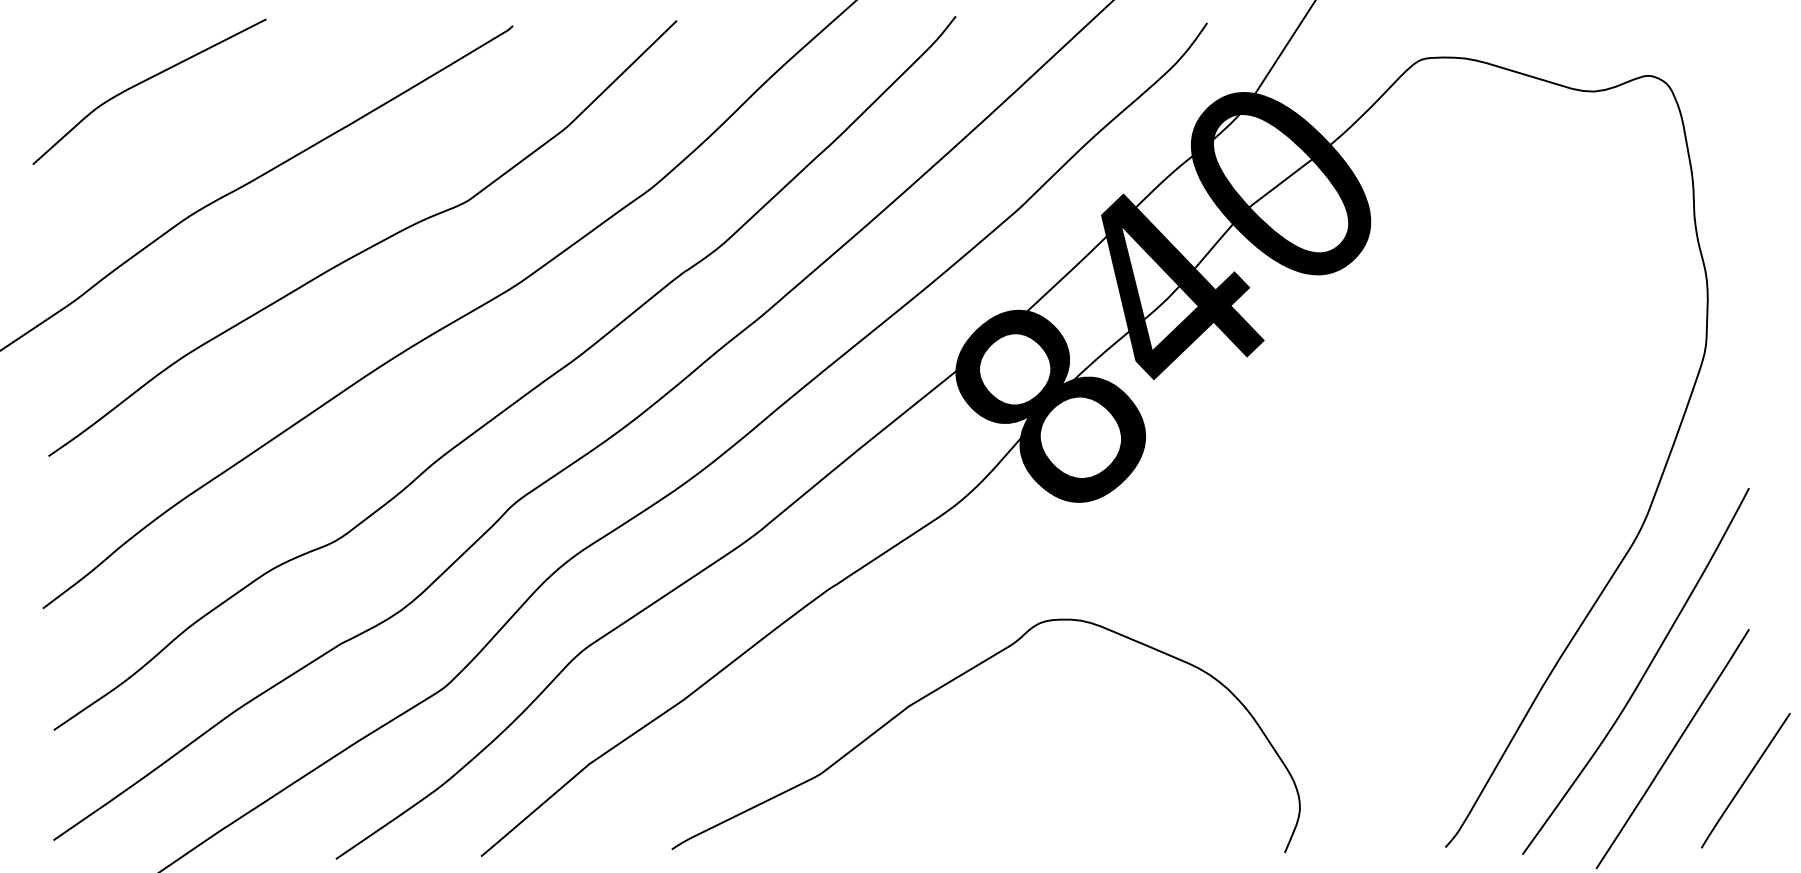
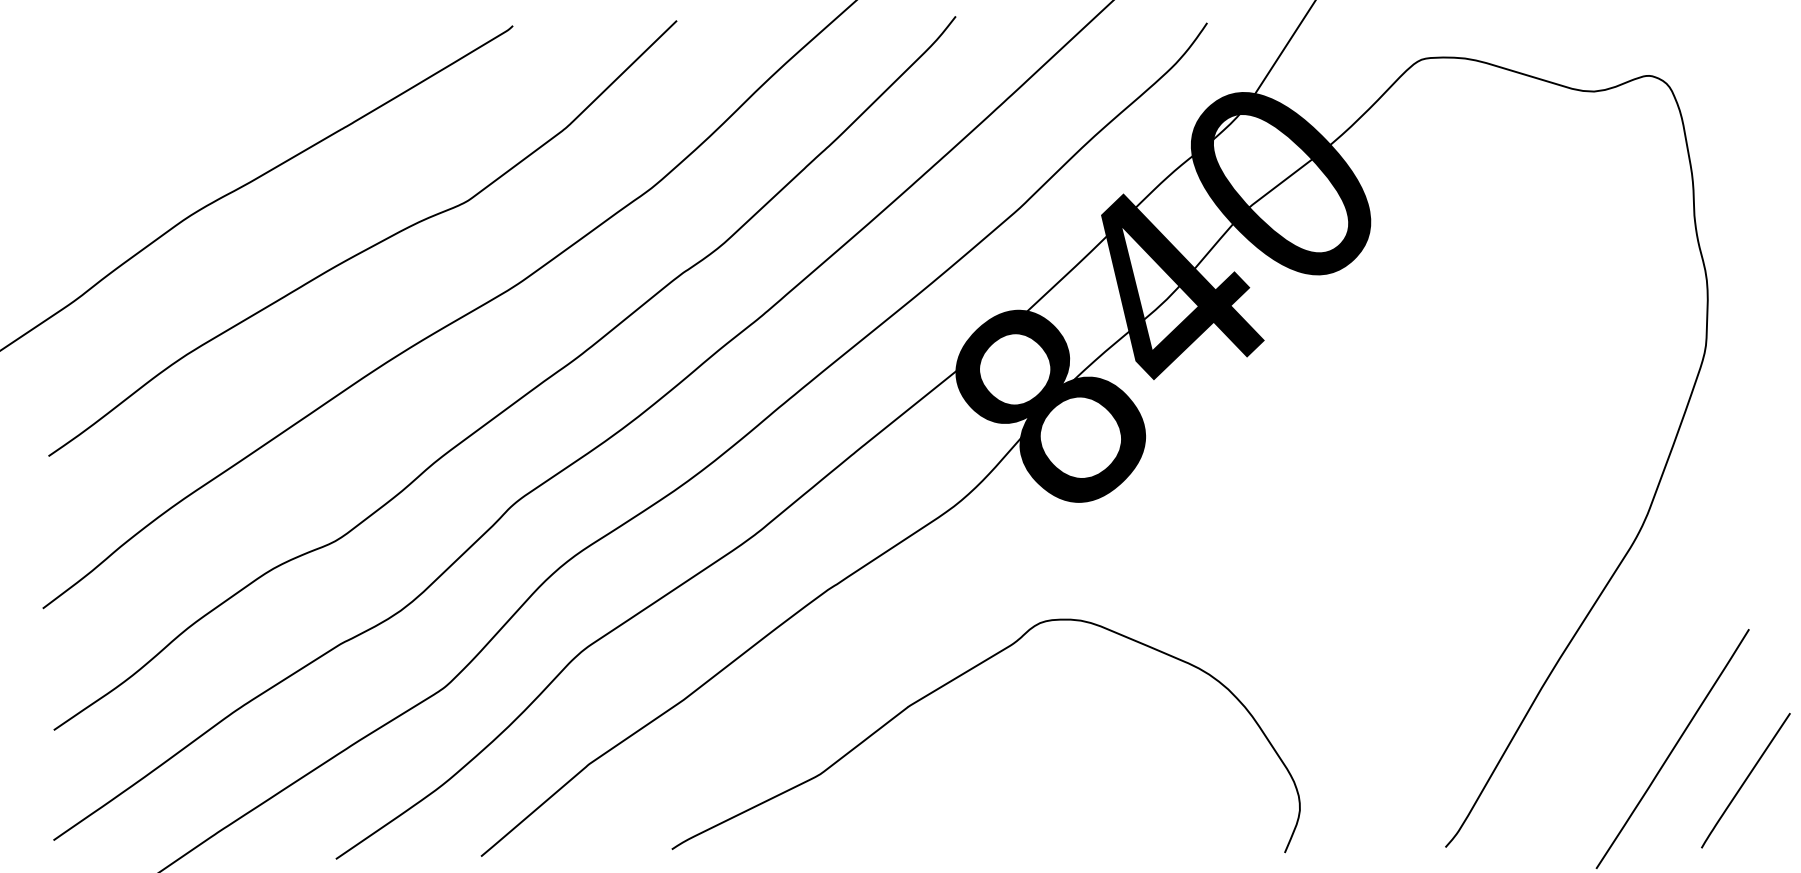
curve: present -> none (145, 81)
curve: present -> none (1642, 675)
